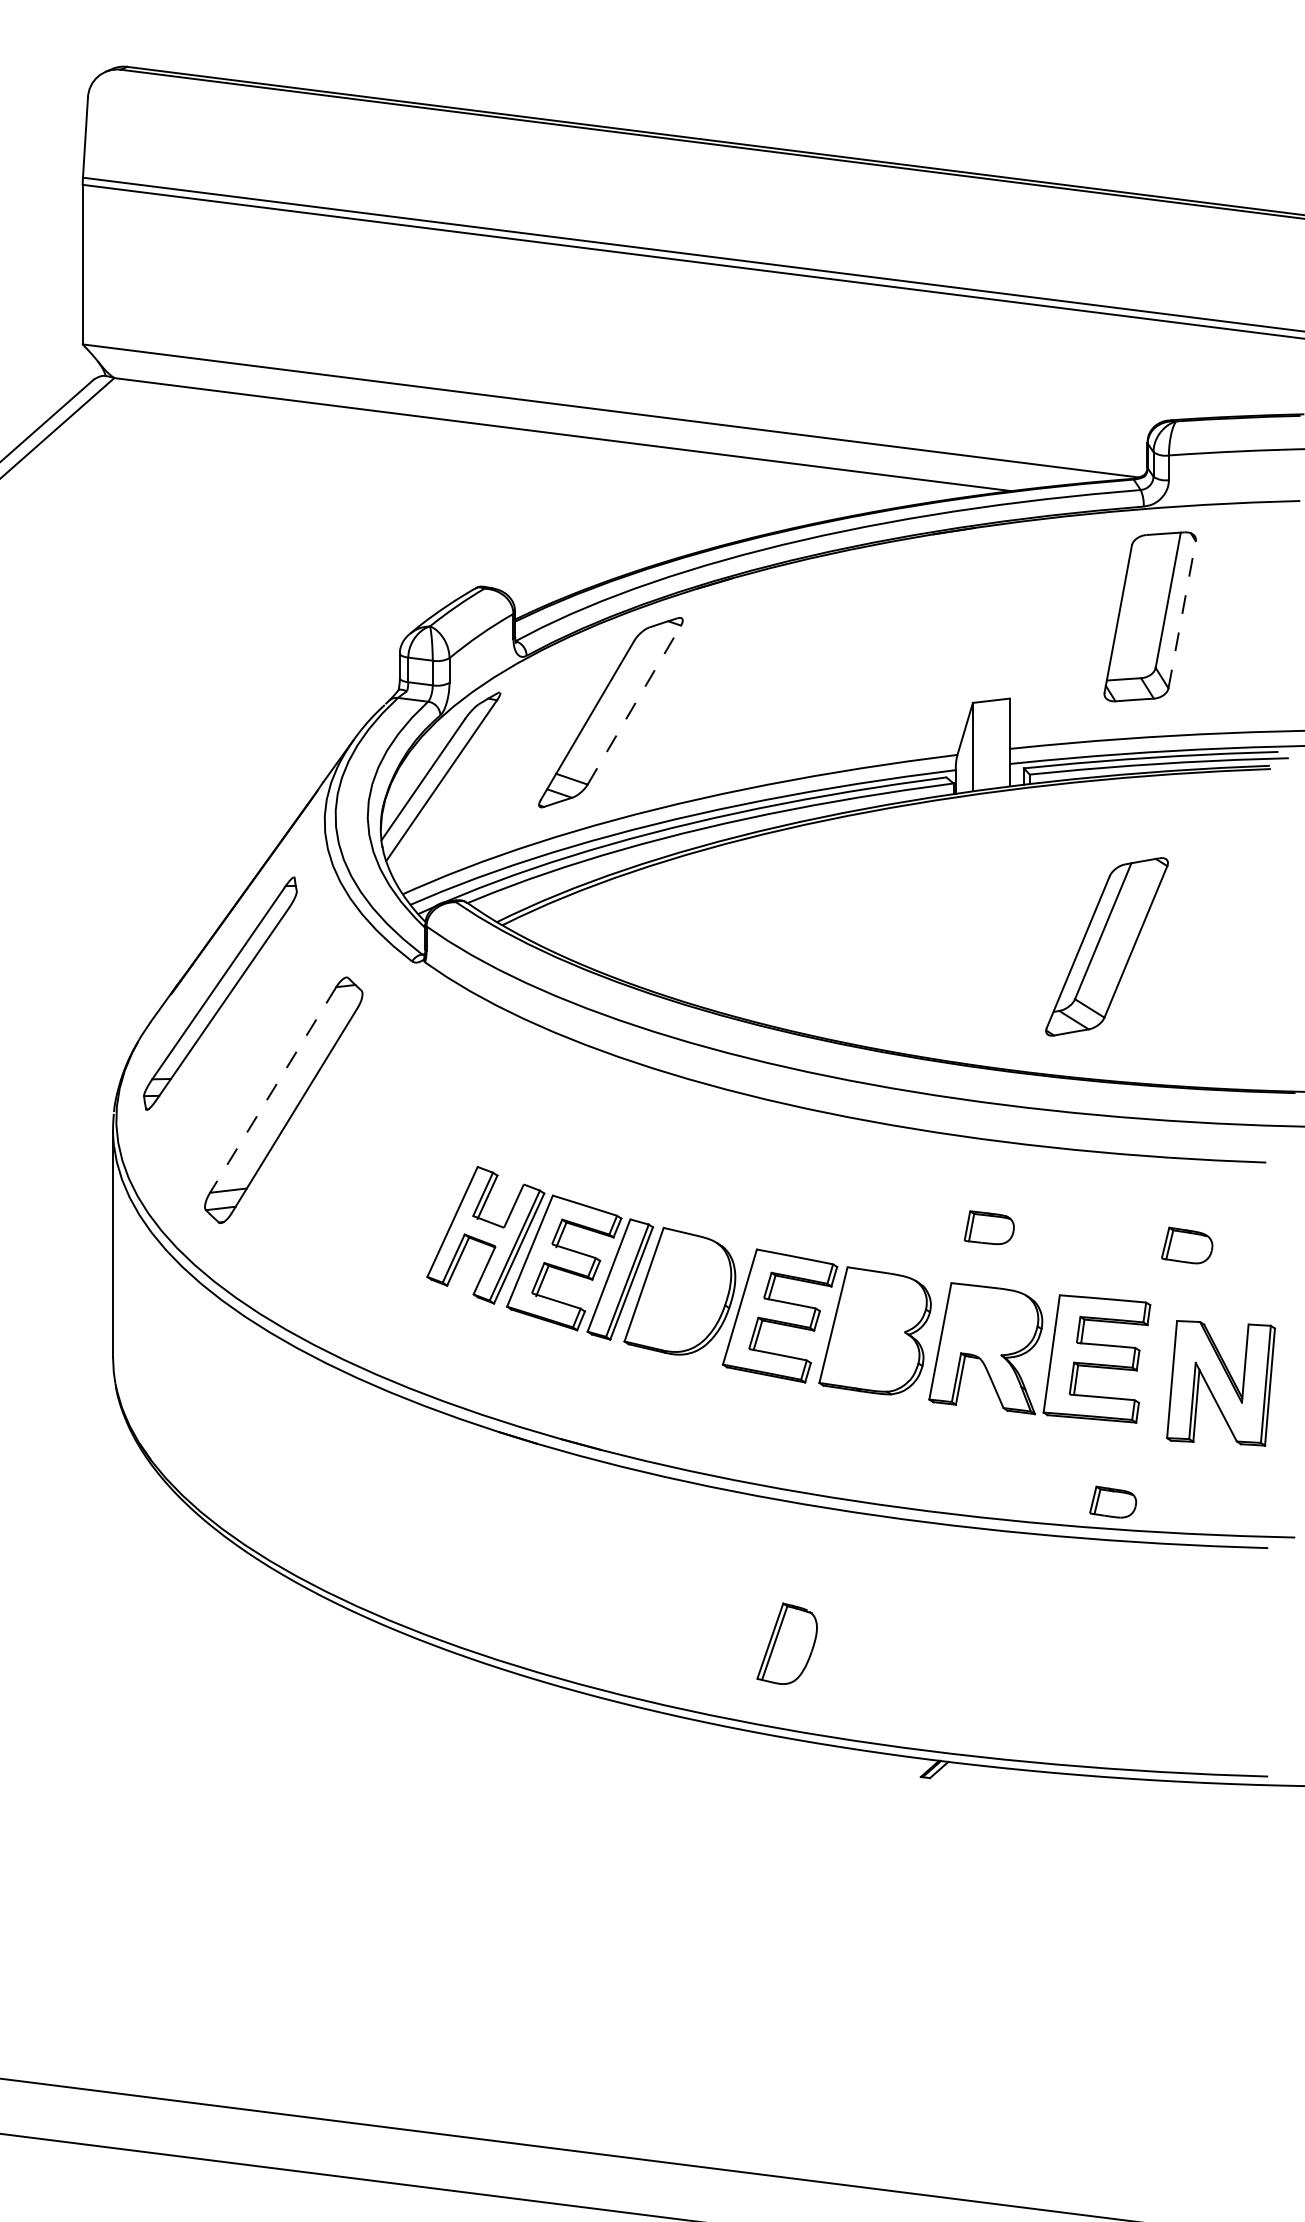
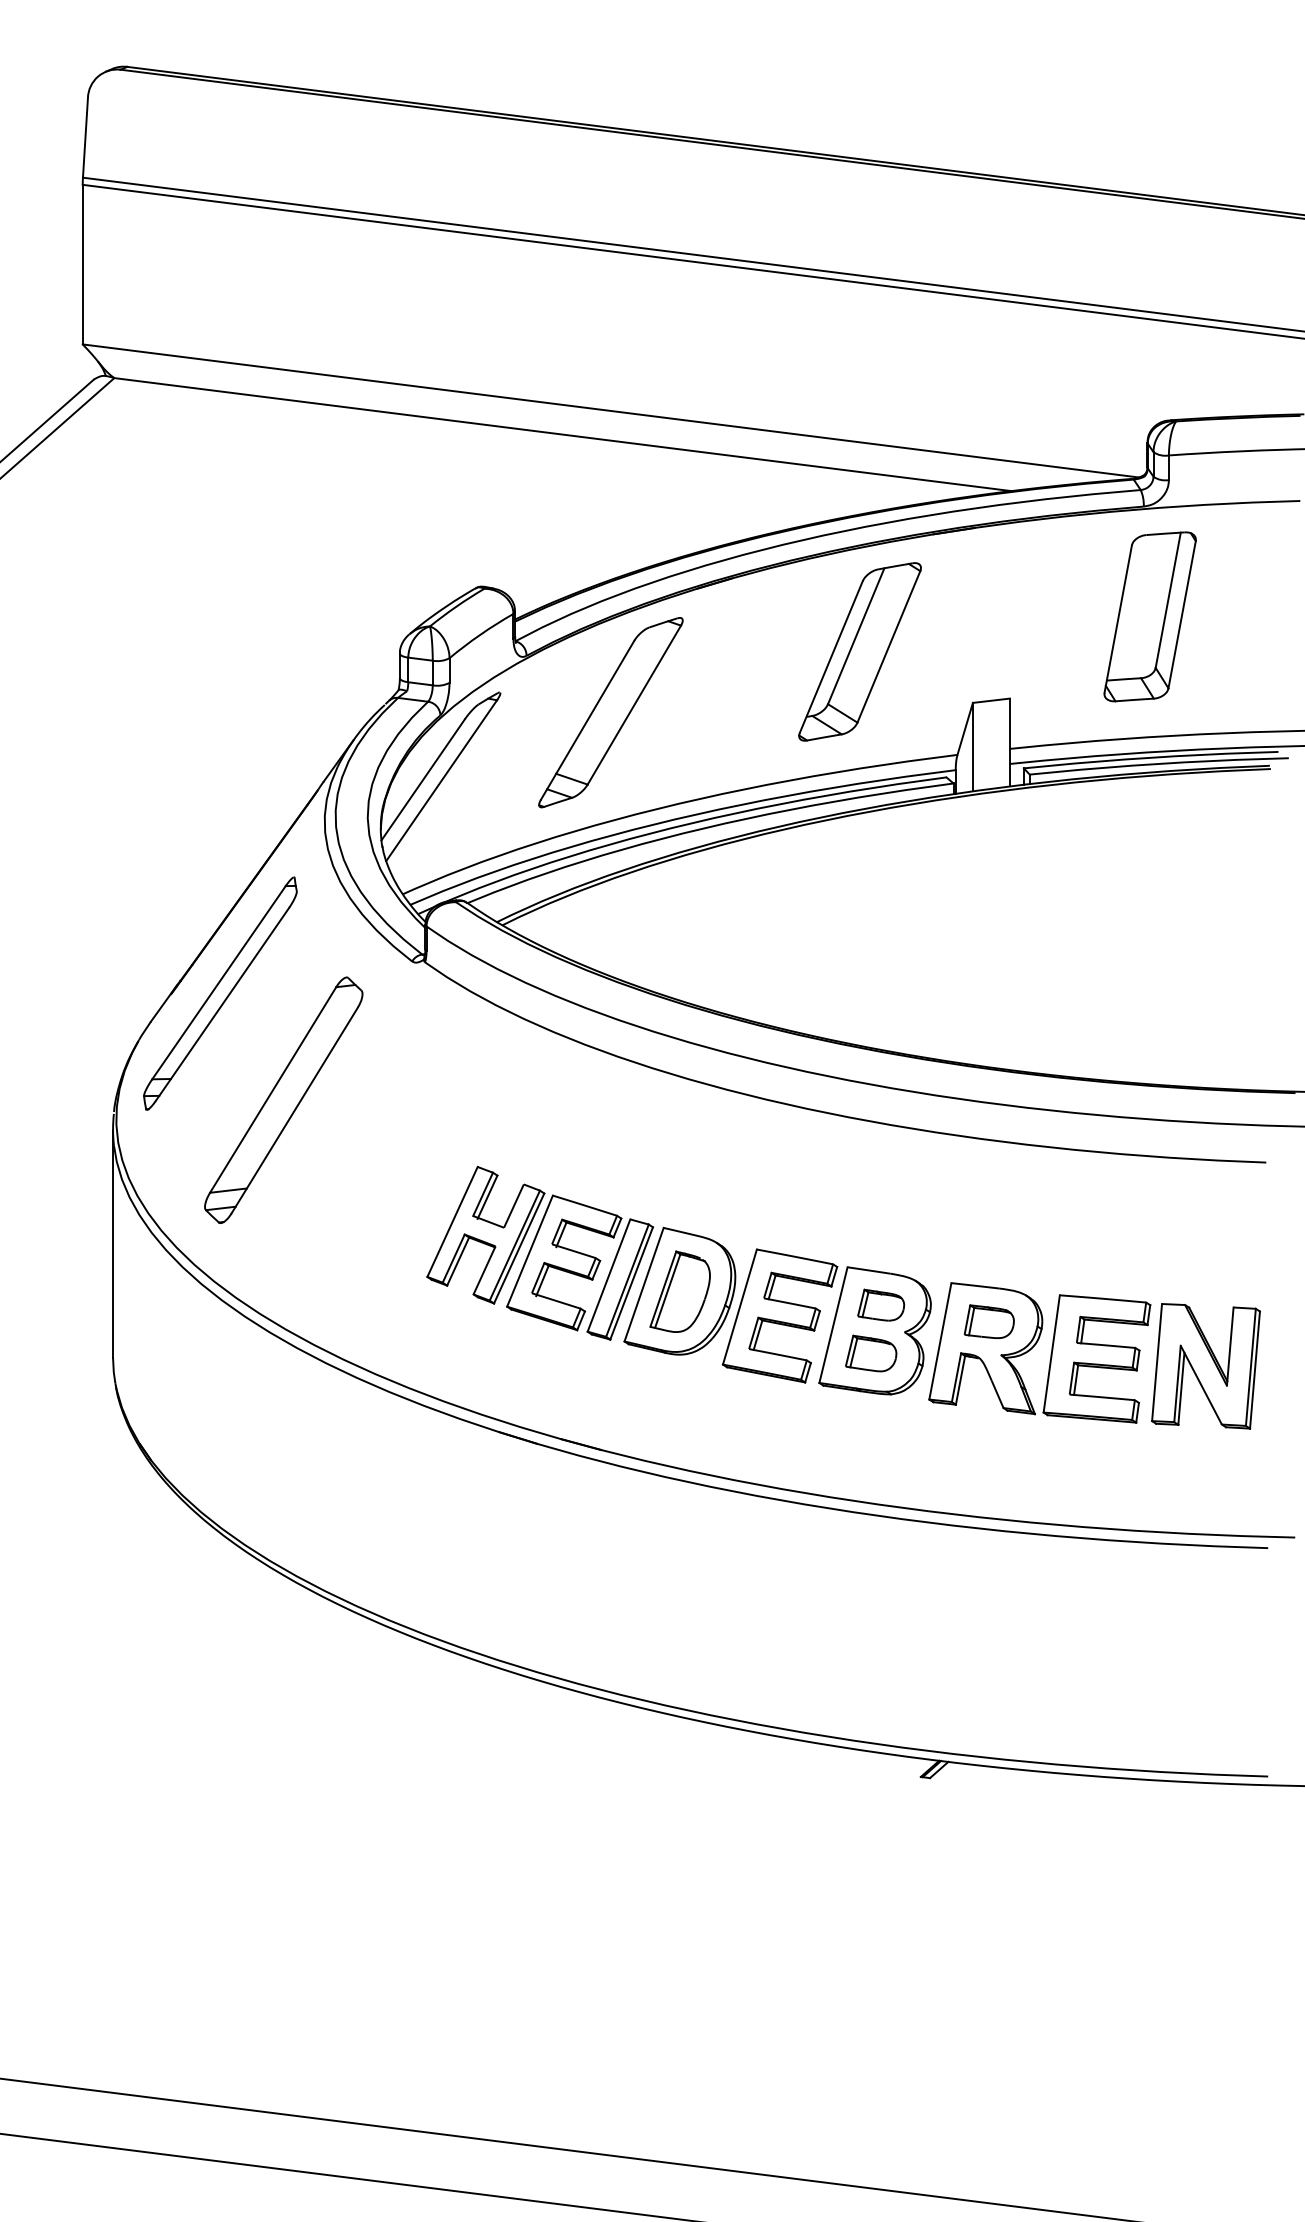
line: dashed -> solid (1182, 614)
line: dashed -> solid (634, 704)
part position: (1106, 946) -> (859, 651) (859, 651)
line: dashed -> solid (273, 1090)
part position: (988, 1227) -> (988, 1321) (988, 1321)
part position: (1187, 1245) -> (871, 1353) (871, 1353)
part position: (1220, 1383) -> (1205, 1366) (1205, 1366)
part position: (1113, 1501) -> (881, 1304) (881, 1304)
part position: (786, 1643) -> (679, 1291) (679, 1291)
